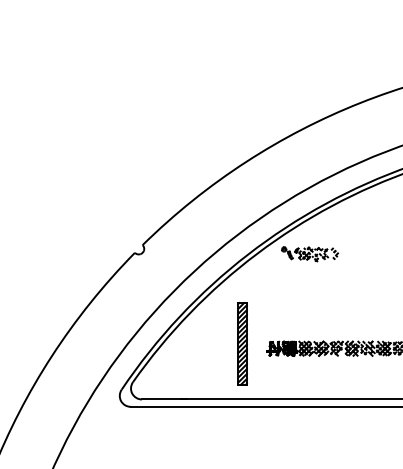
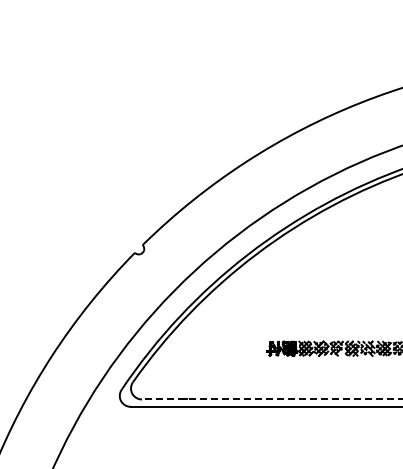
part: present -> none (310, 254)
part: present -> none (242, 343)
line: solid -> dashed (271, 399)
